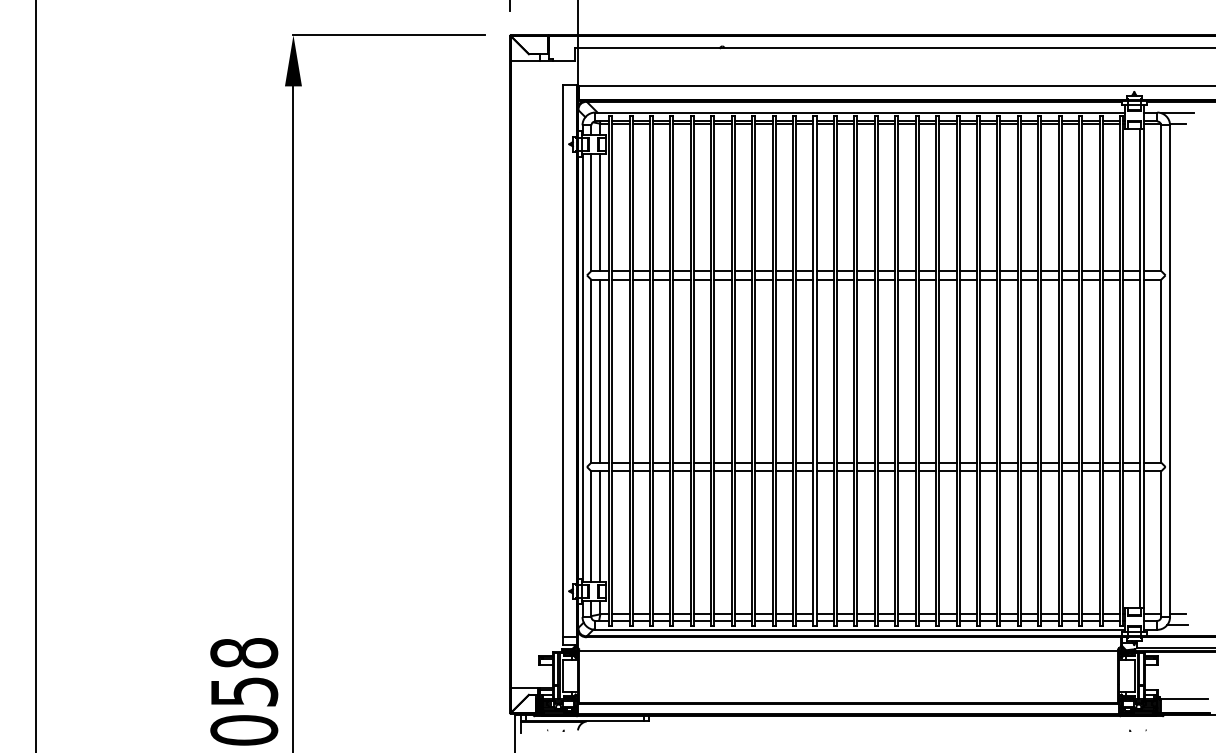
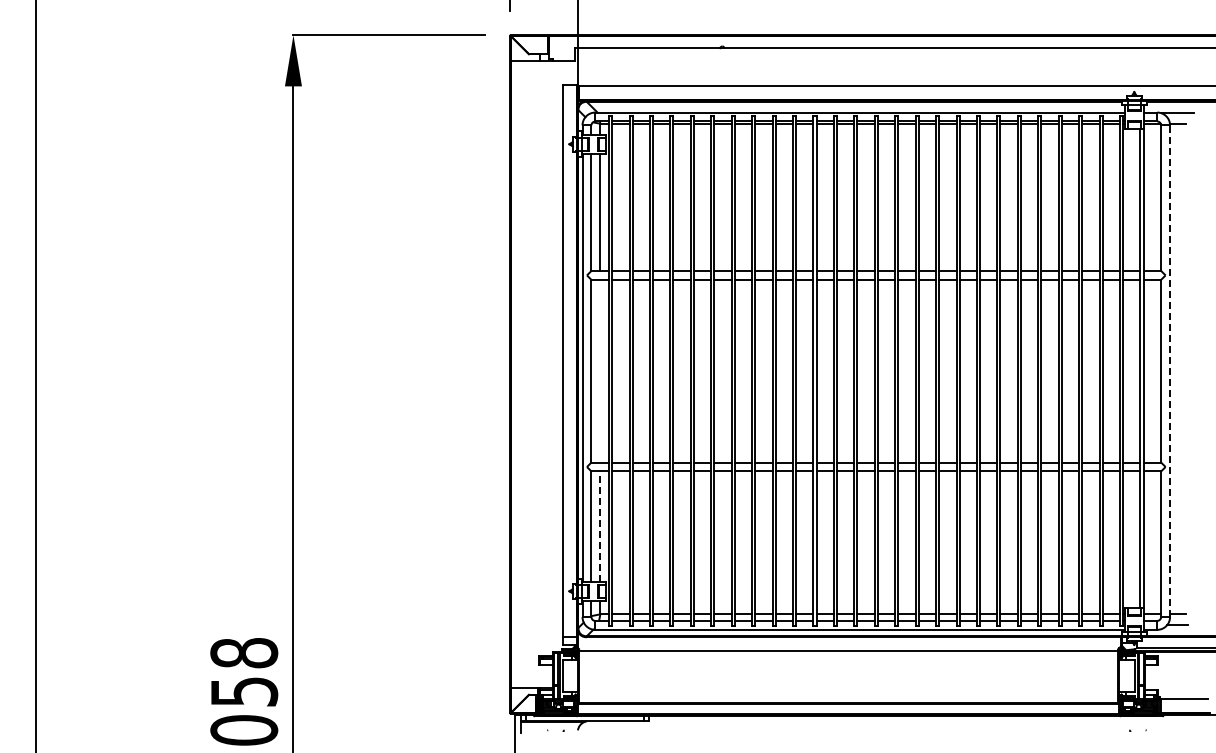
line: present -> none (600, 370)
line: solid -> dashed (1170, 371)
line: solid -> dashed (600, 526)
